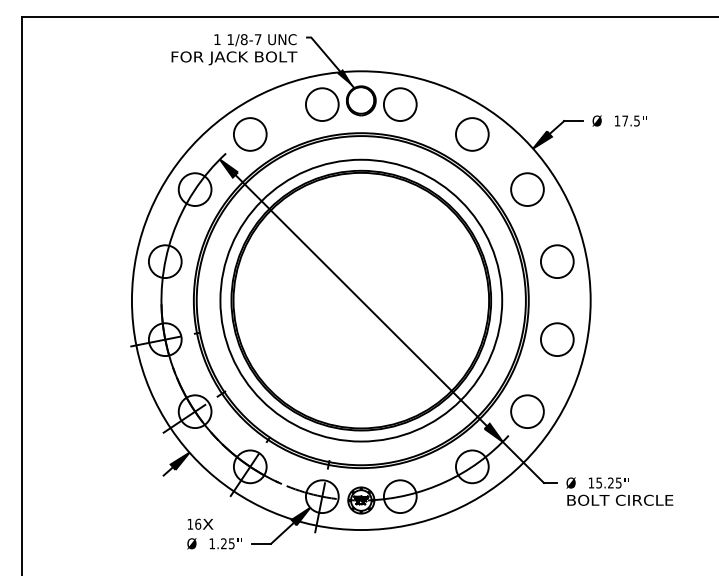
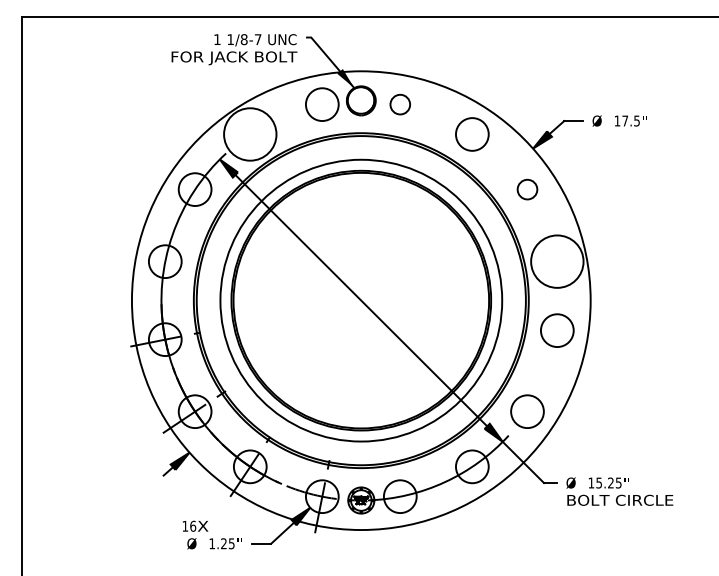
circle diameter: 33 px -> 20 px (400, 104)
circle diameter: 33 px -> 52 px (250, 134)
circle diameter: 33 px -> 20 px (527, 189)
circle diameter: 33 px -> 52 px (557, 261)
circle position: (557, 339) -> (557, 330) (557, 330)
text position: (200, 523) -> (195, 525) (195, 525)
